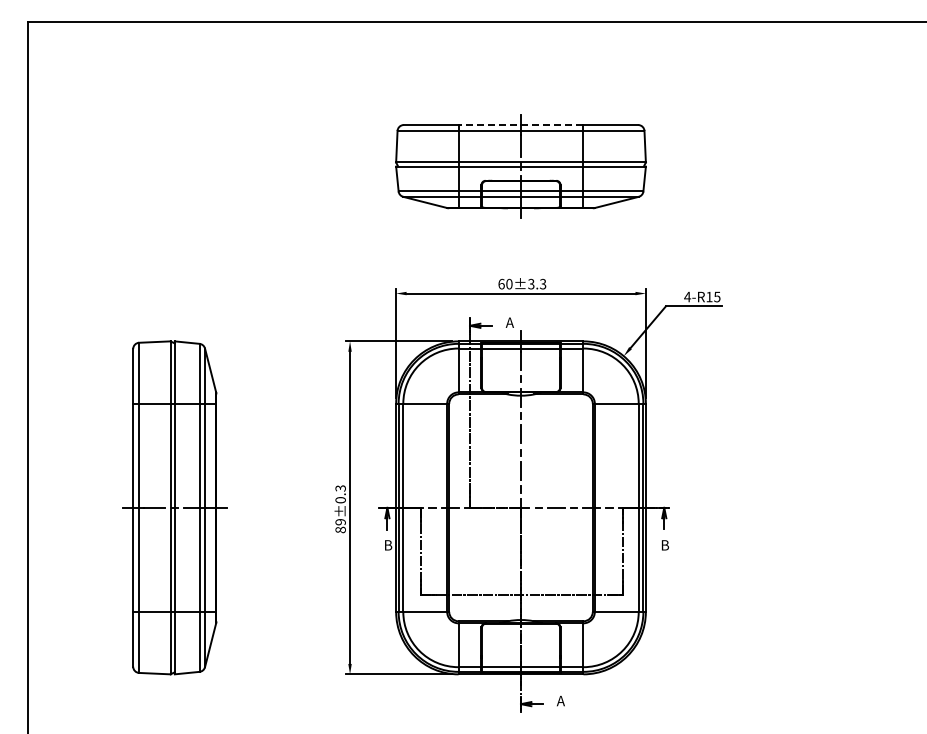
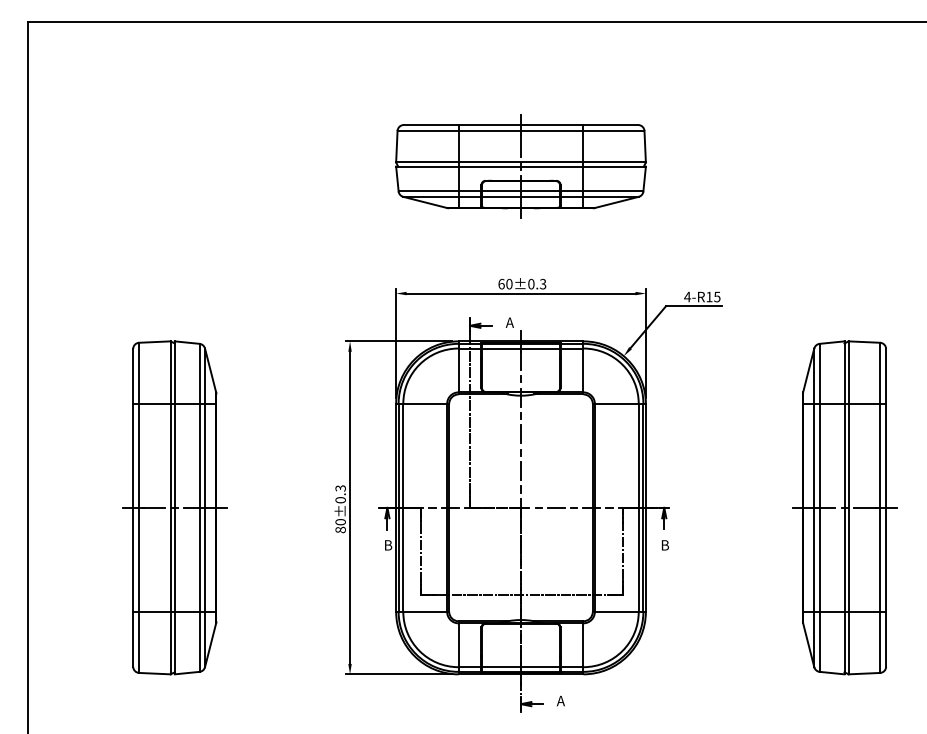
line: dashed -> solid (520, 125)
text: 60±3.3 -> 60±0.3 (531, 284)
part: none -> present (844, 507)
text: 89±0.3 -> 80±0.3 (340, 522)
